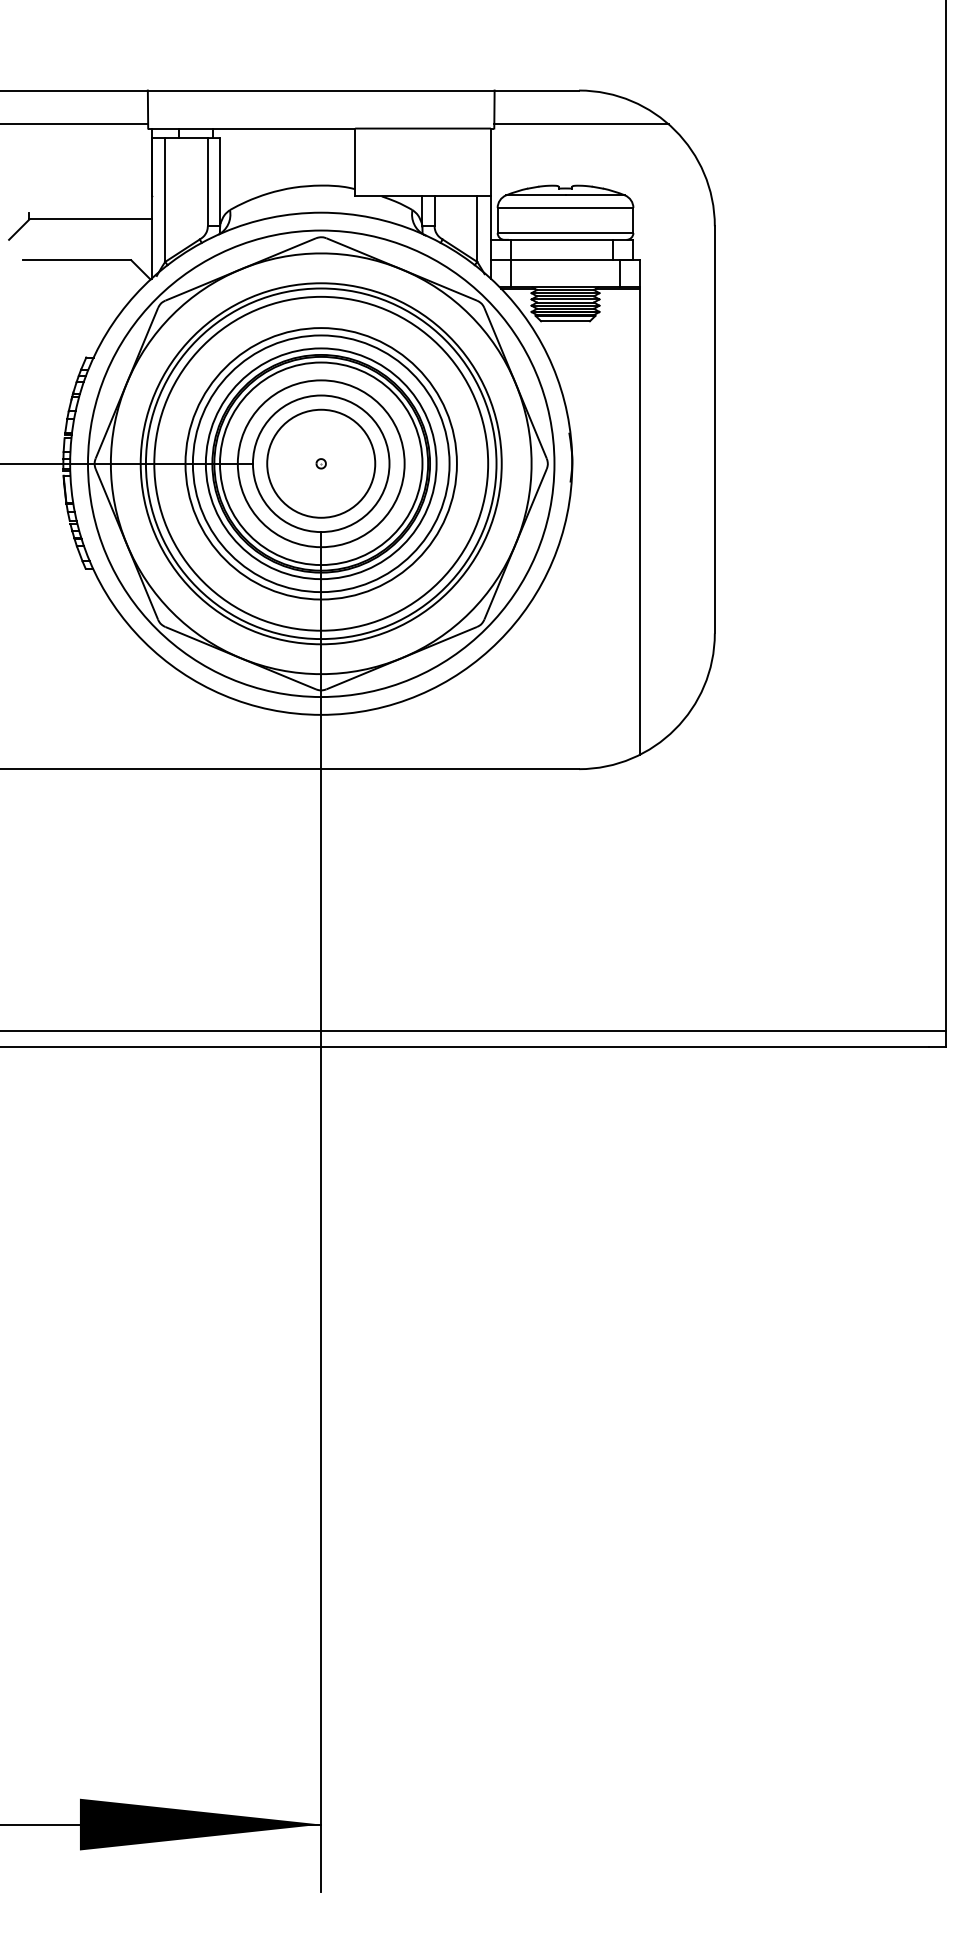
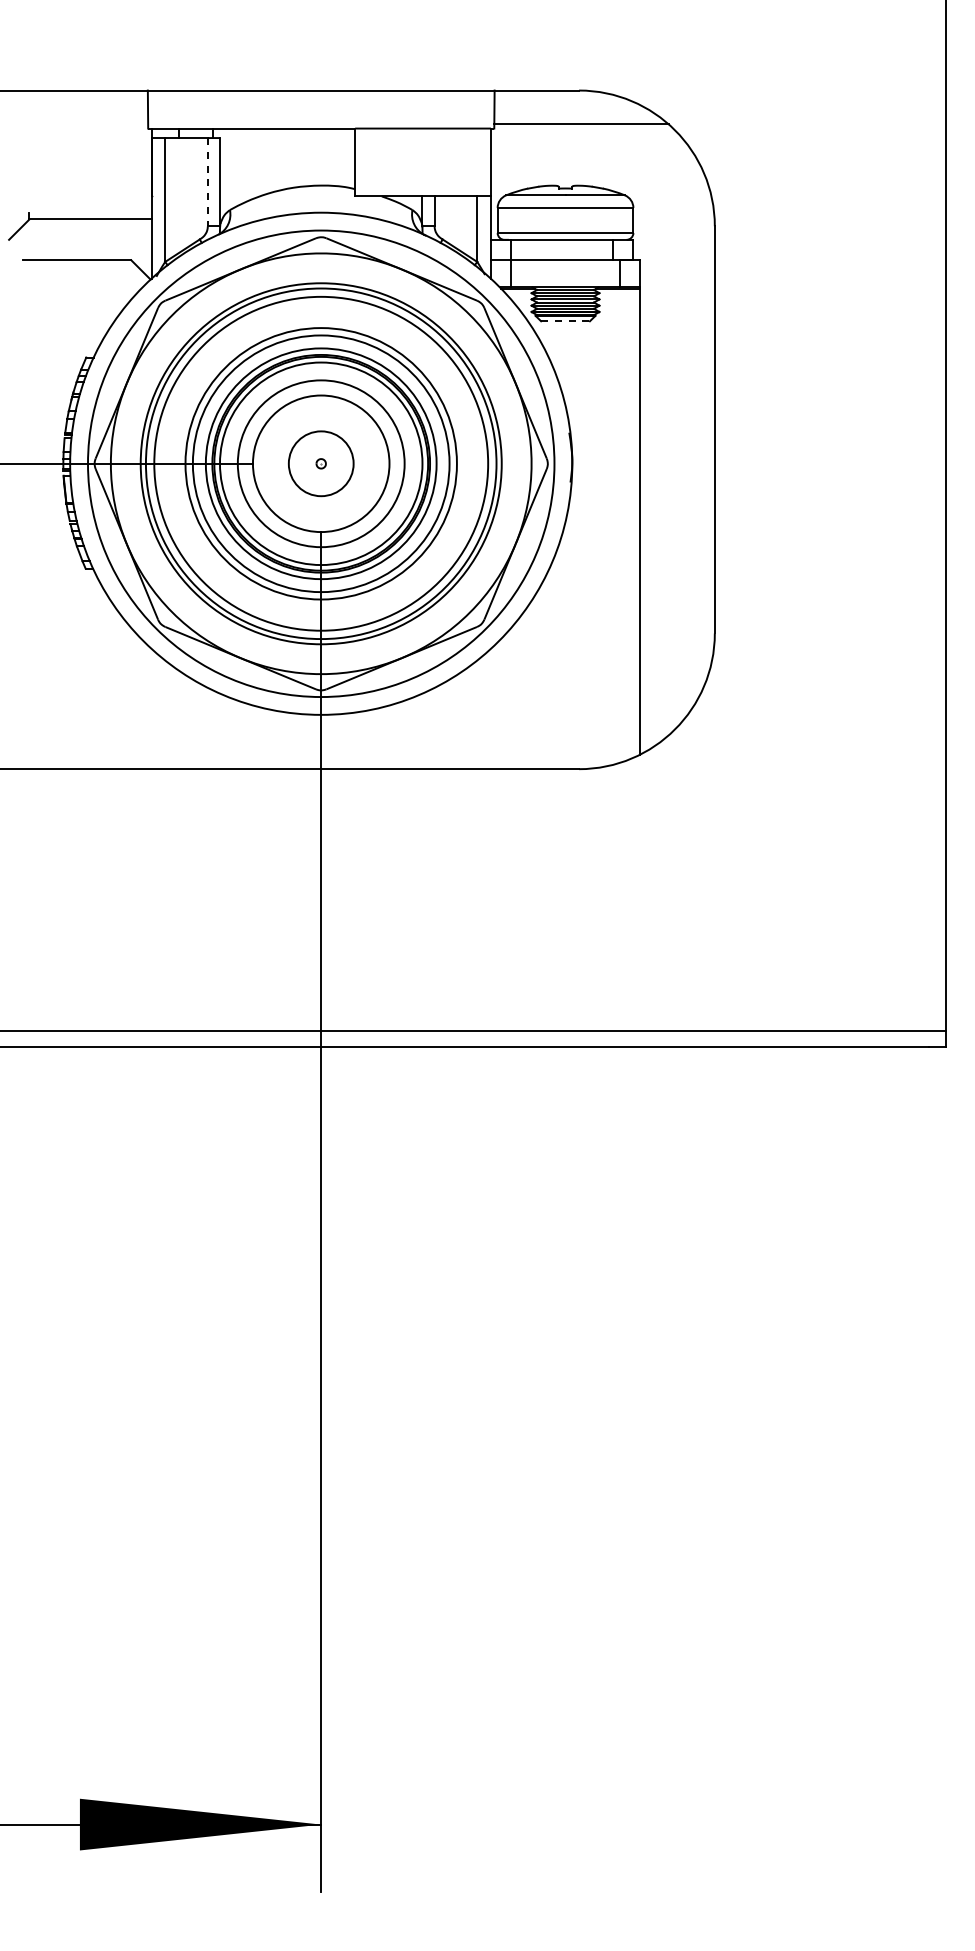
line: present -> none (75, 124)
line: solid -> dashed (207, 182)
line: solid -> dashed (566, 321)
circle diameter: 108 px -> 65 px (320, 463)
